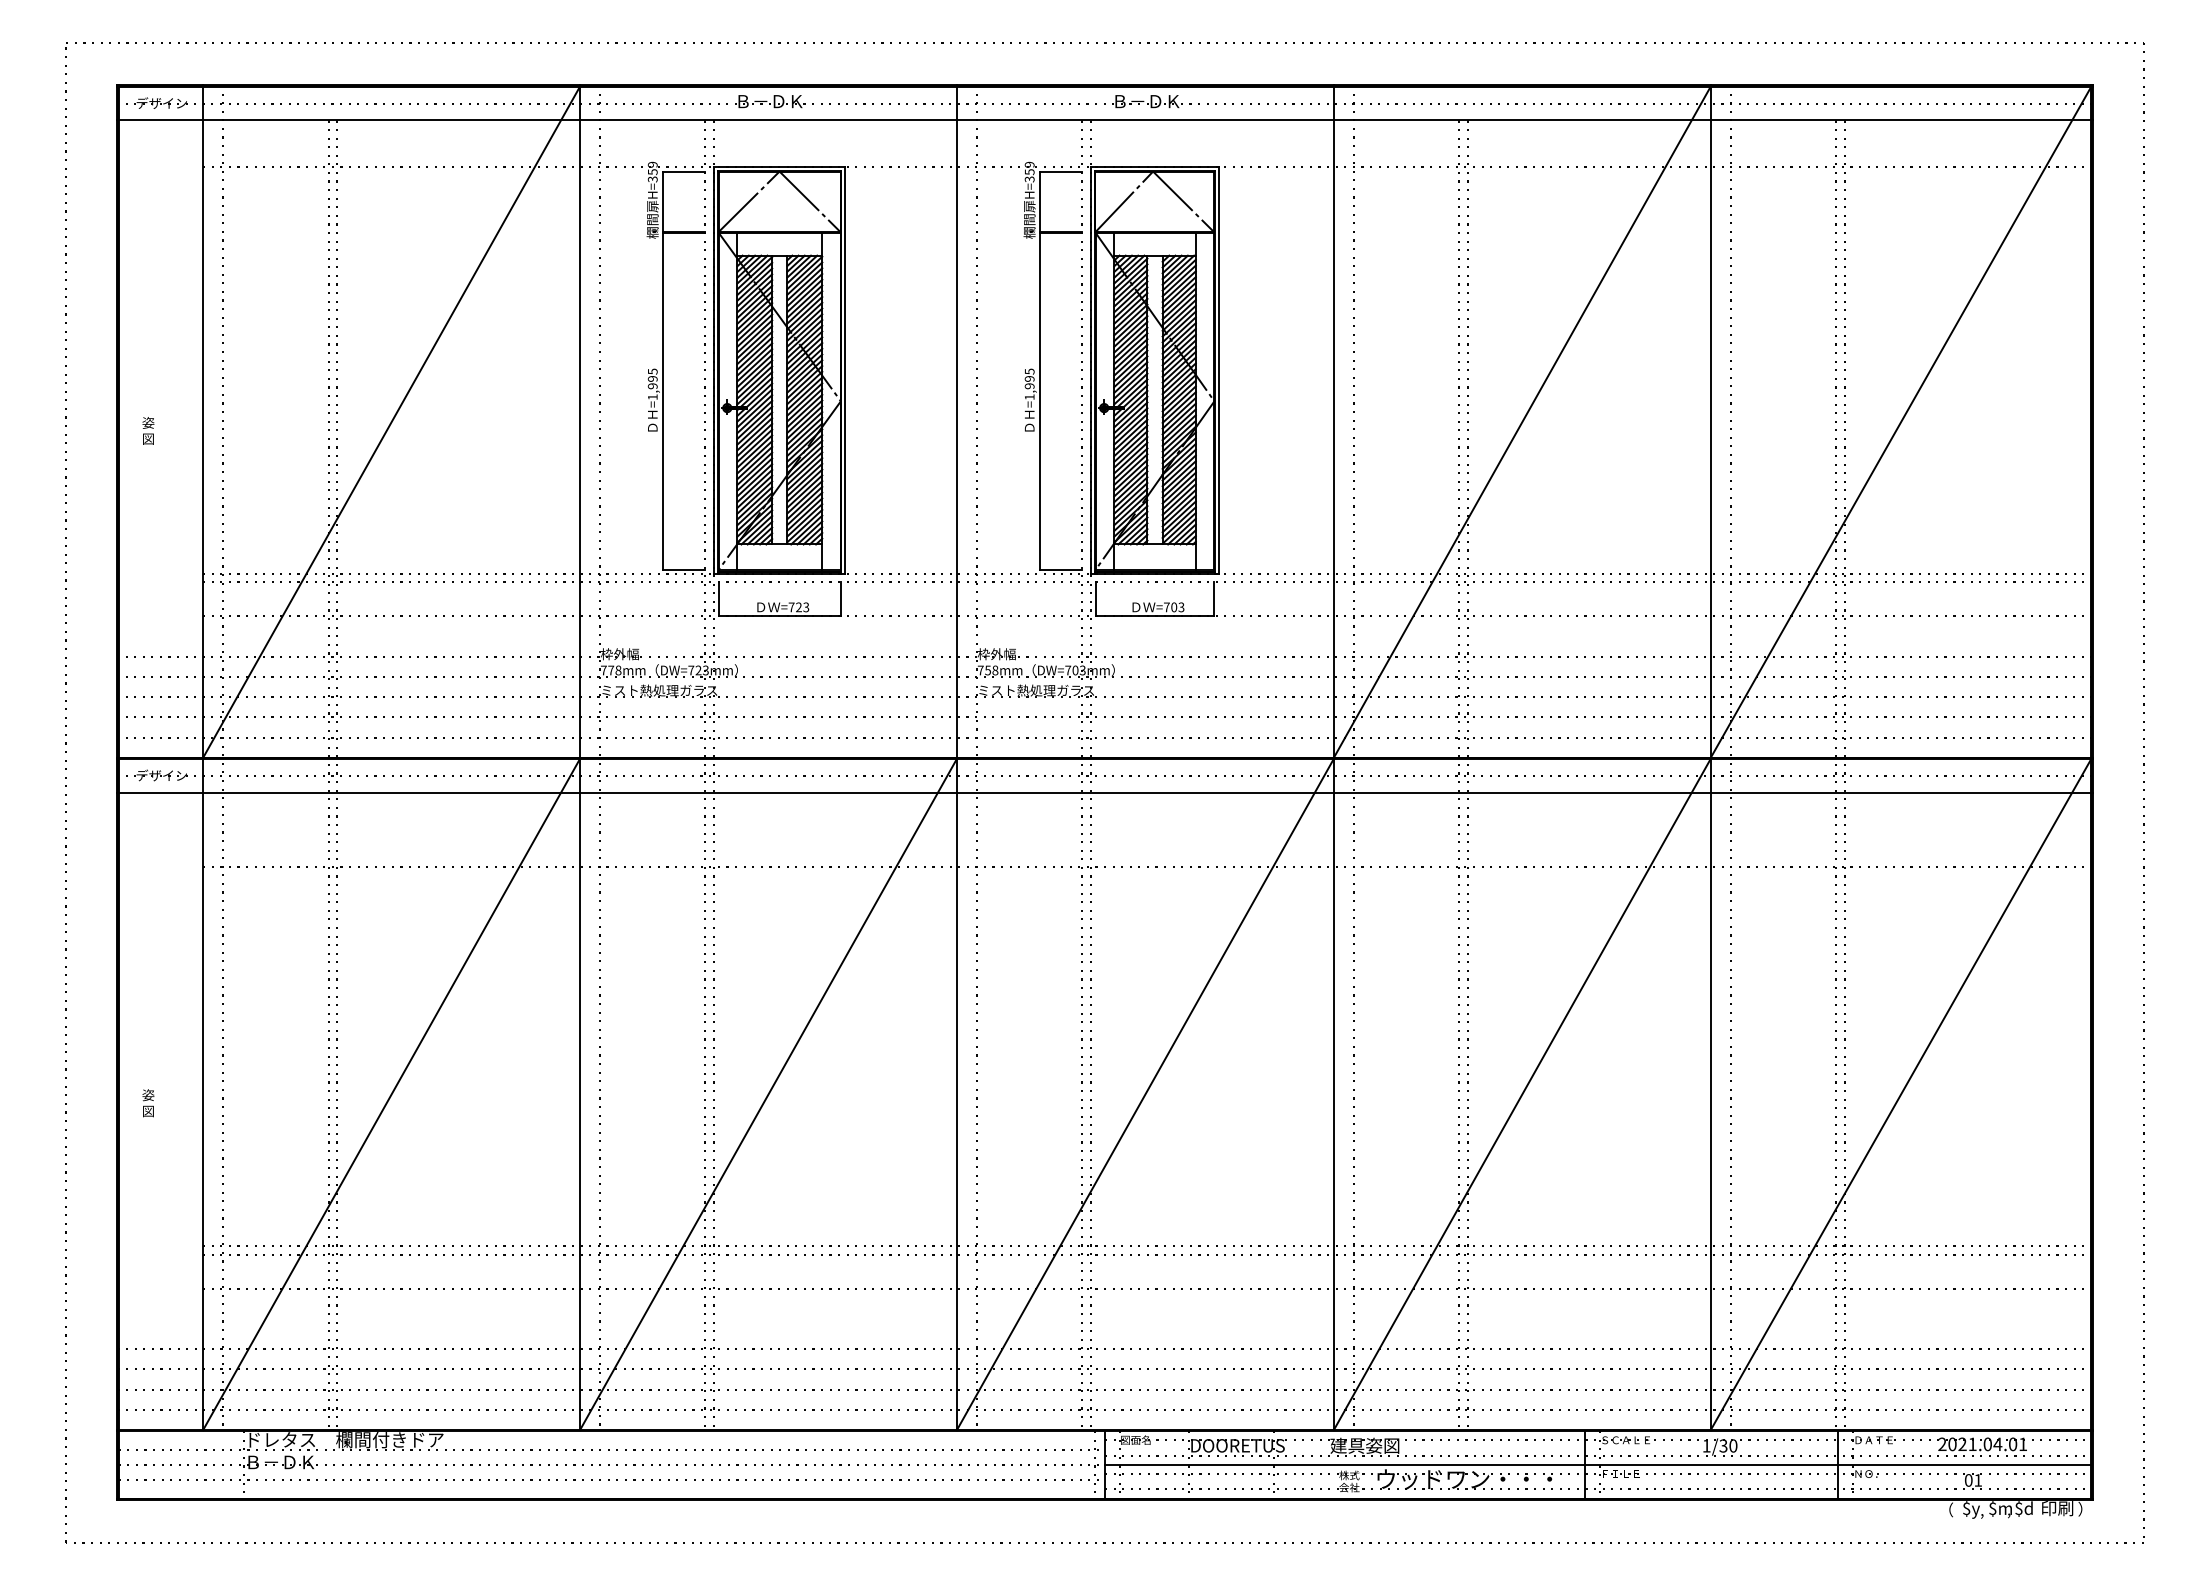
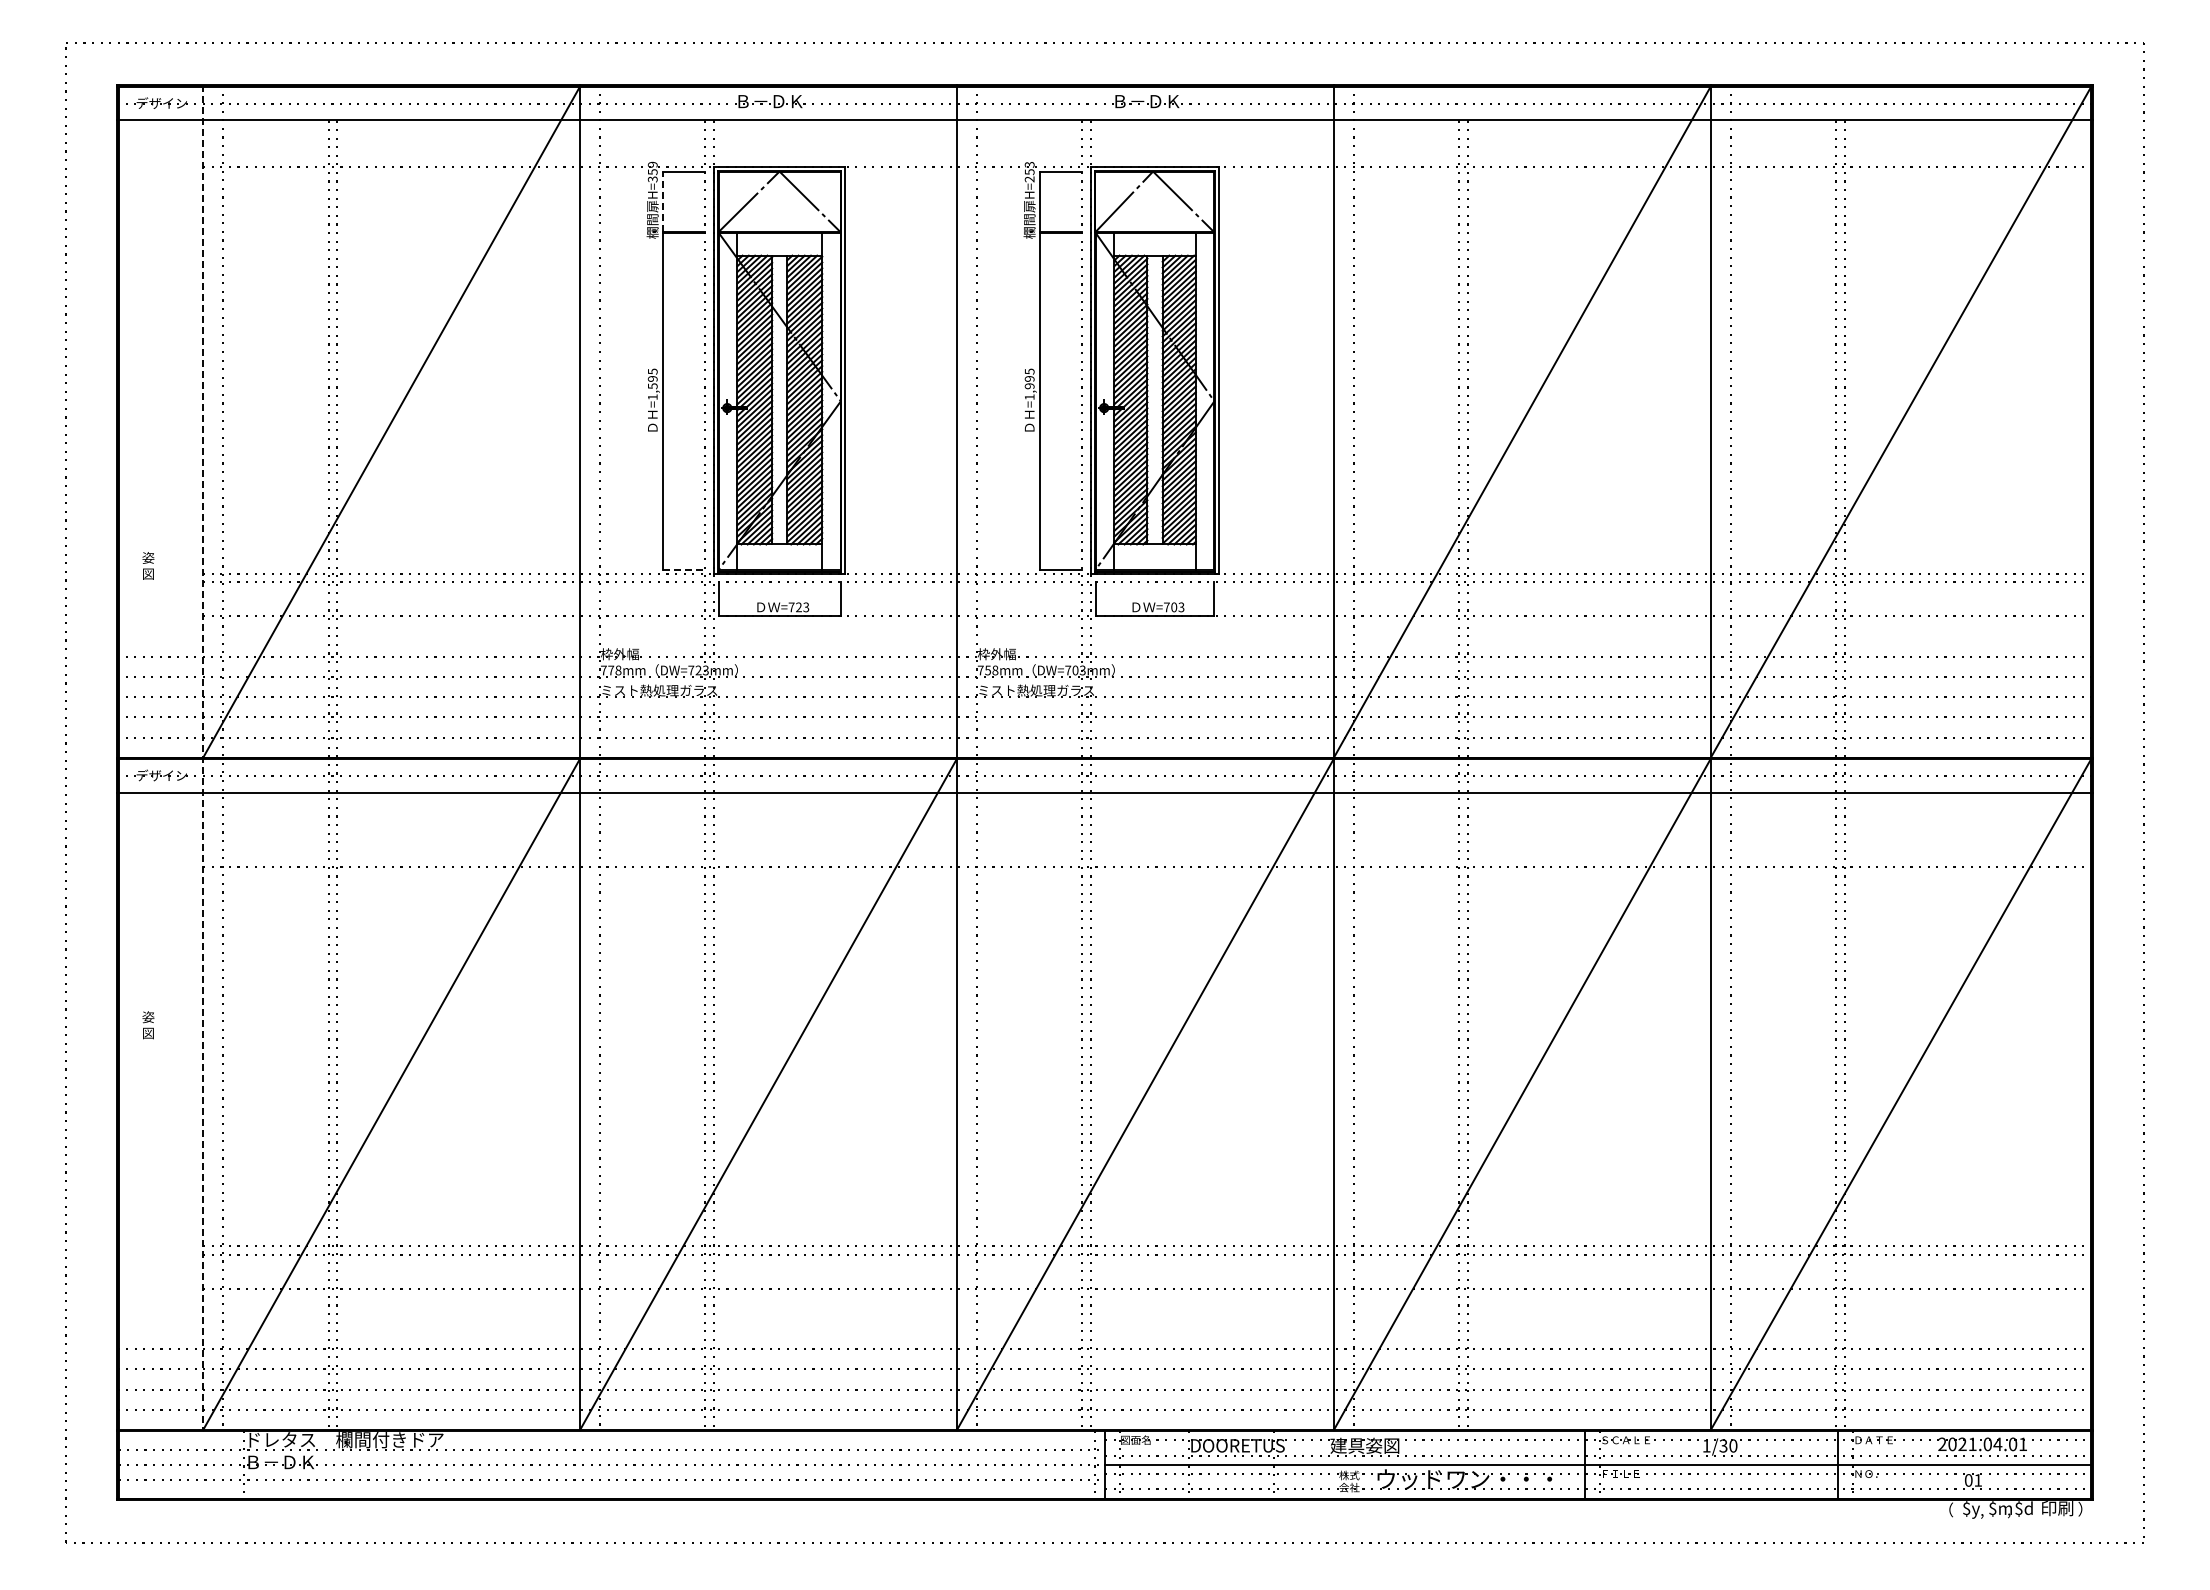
text: H=359 -> H=253 (1029, 171)
line: solid -> dashed (663, 201)
text: =1,995 -> =1,595 (652, 386)
text position: (148, 430) -> (148, 565) (148, 565)
line: solid -> dashed (684, 569)
line: solid -> dashed (203, 757)
text position: (148, 1103) -> (148, 1025) (148, 1025)
